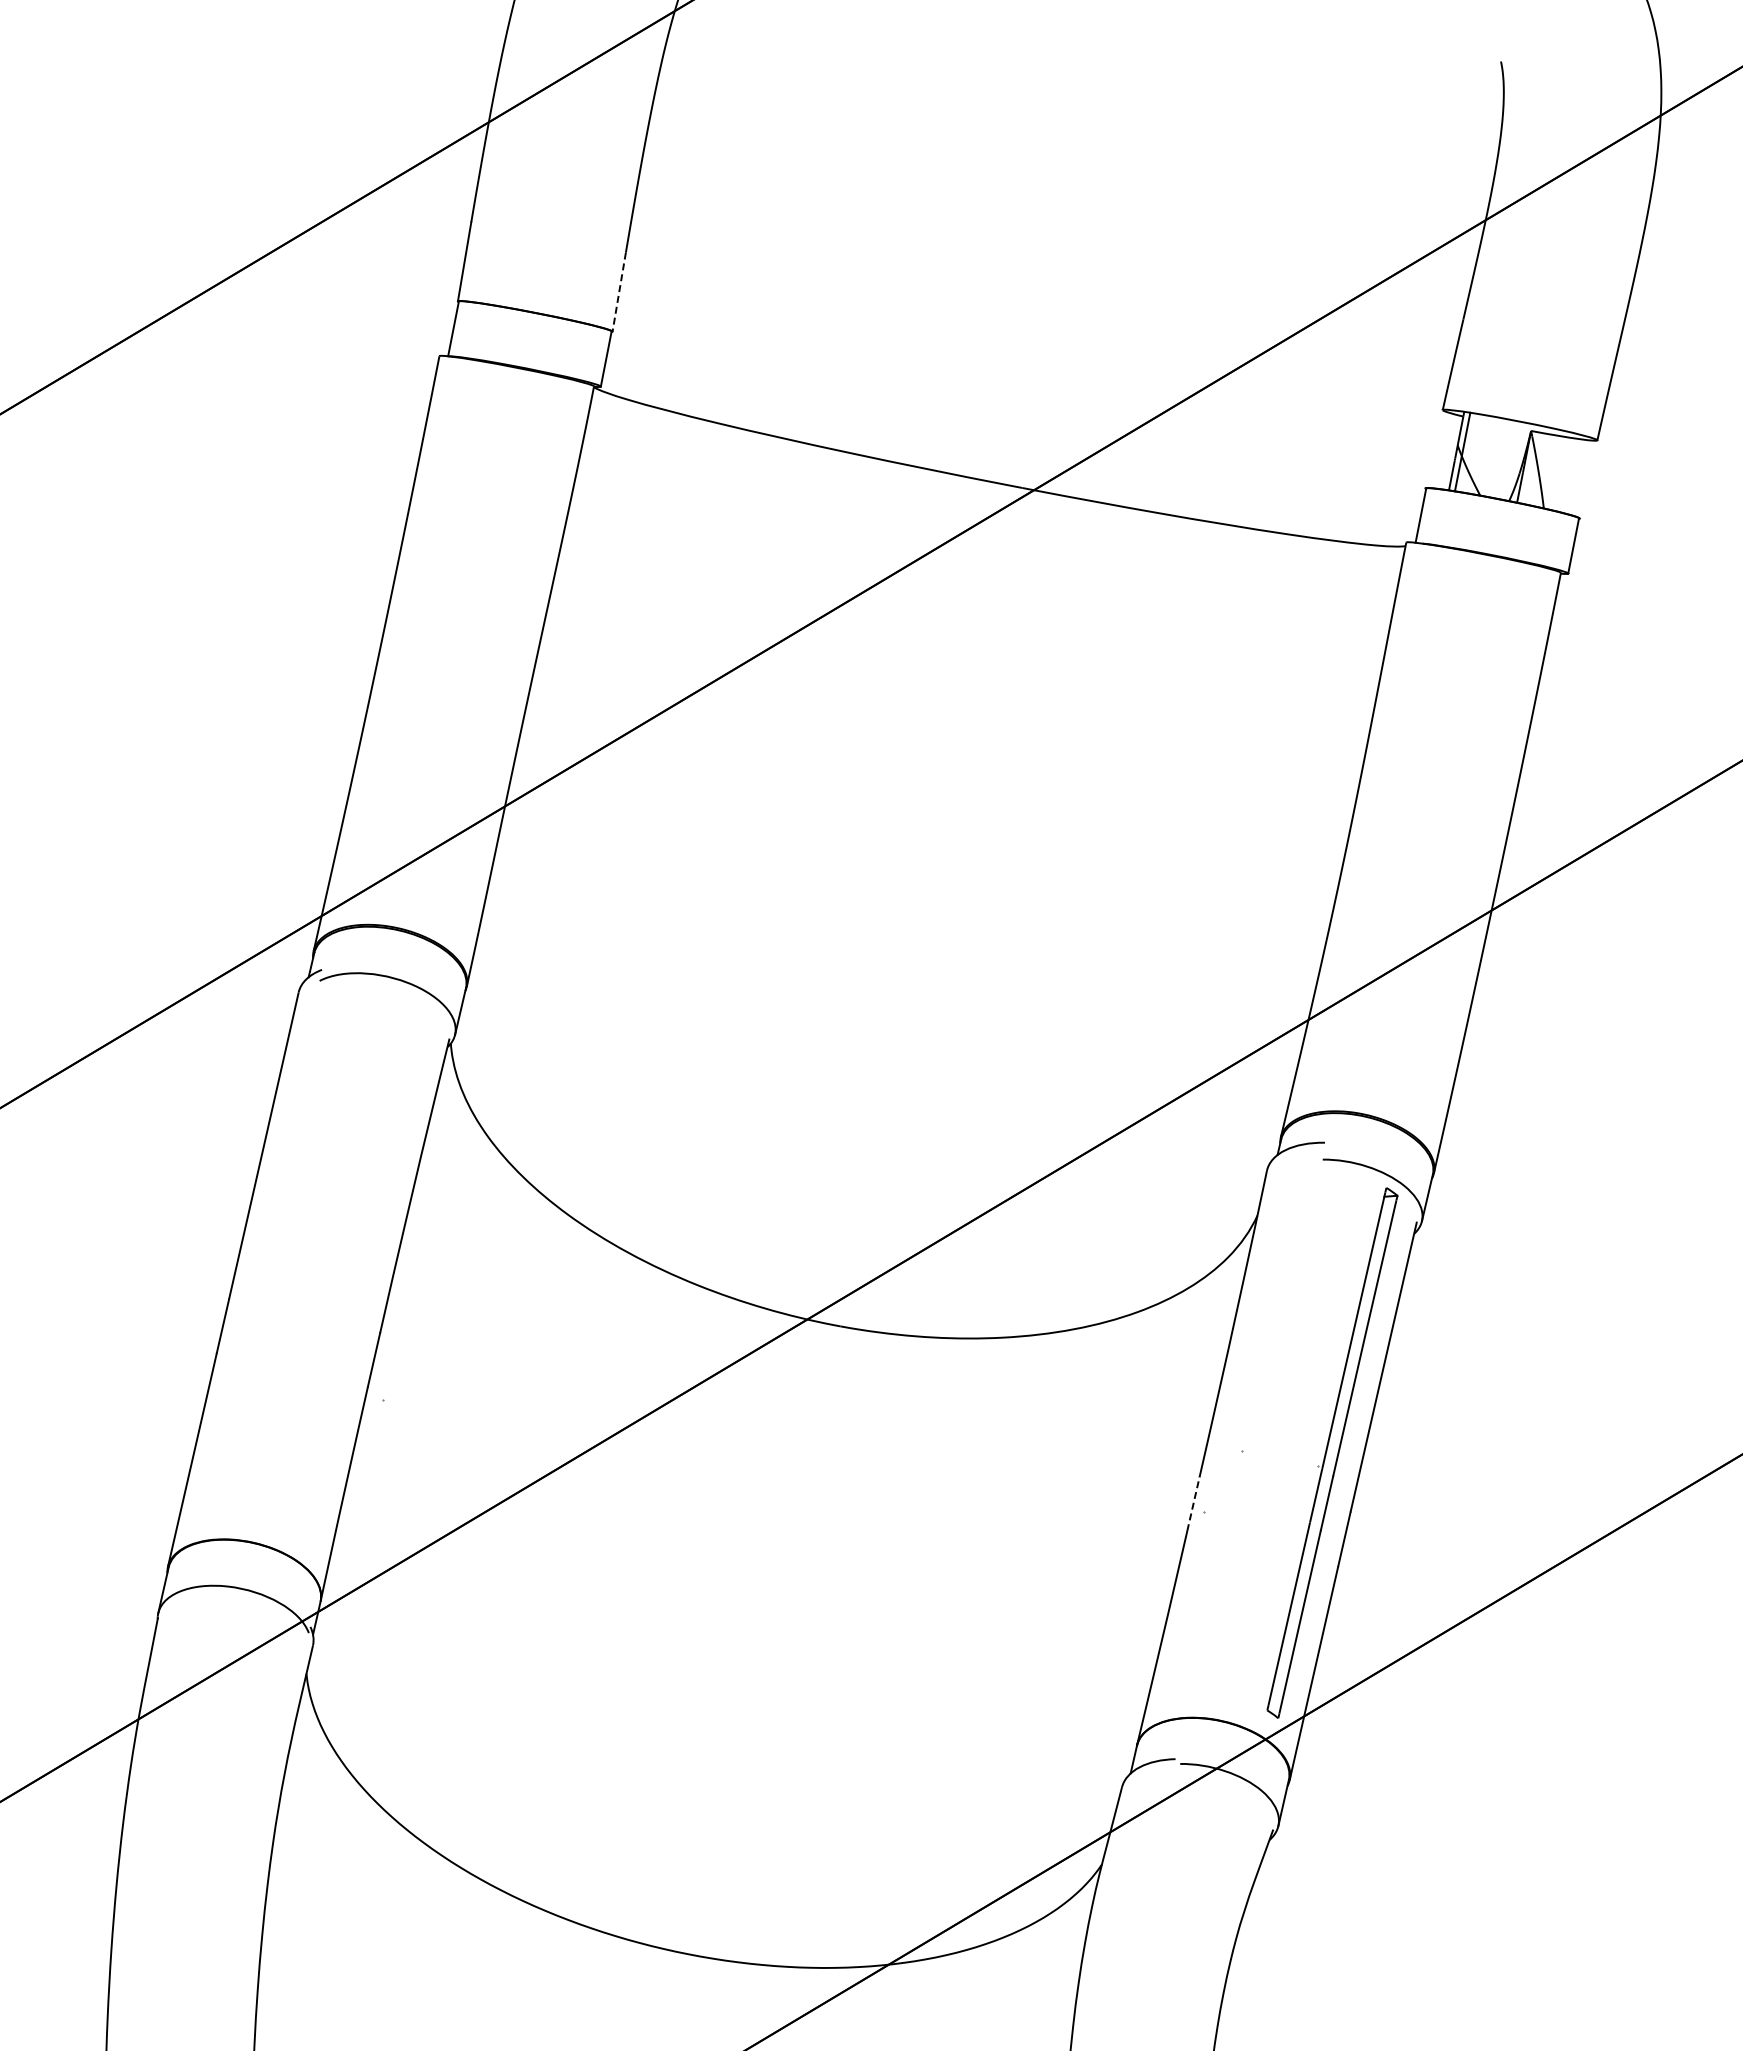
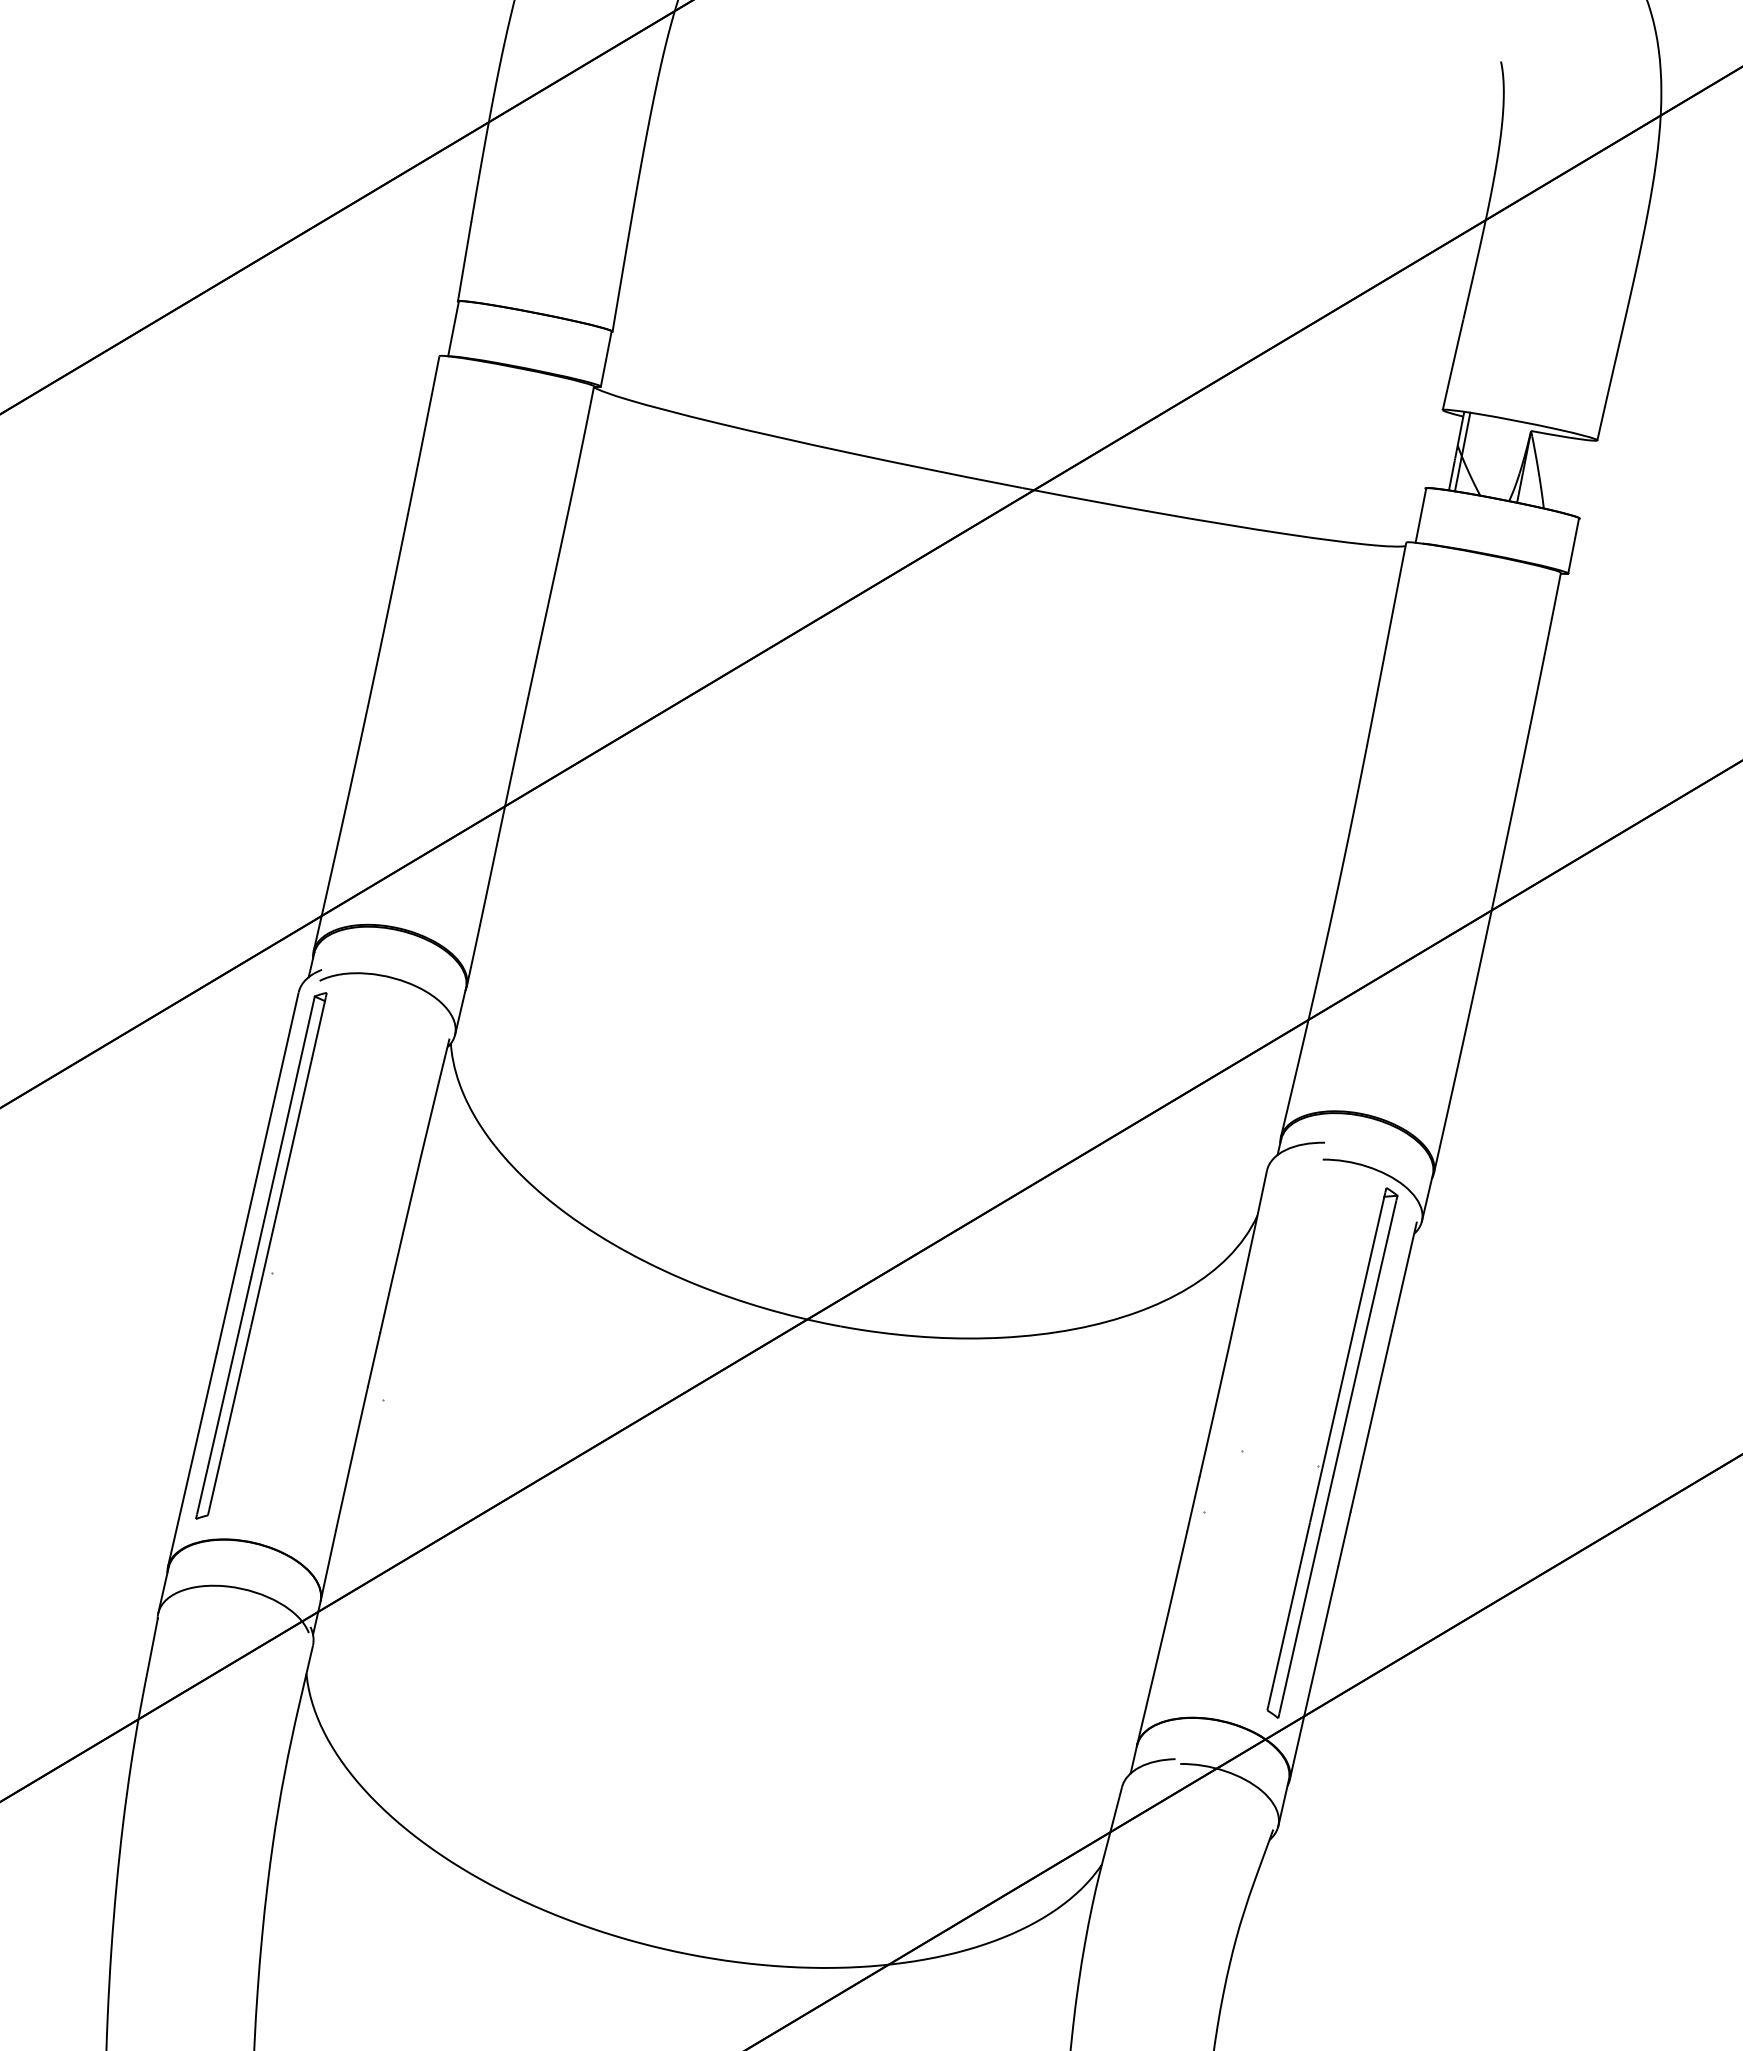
line: dashed -> solid (619, 292)
part: none -> present (261, 1255)
line: dashed -> solid (1193, 1504)
